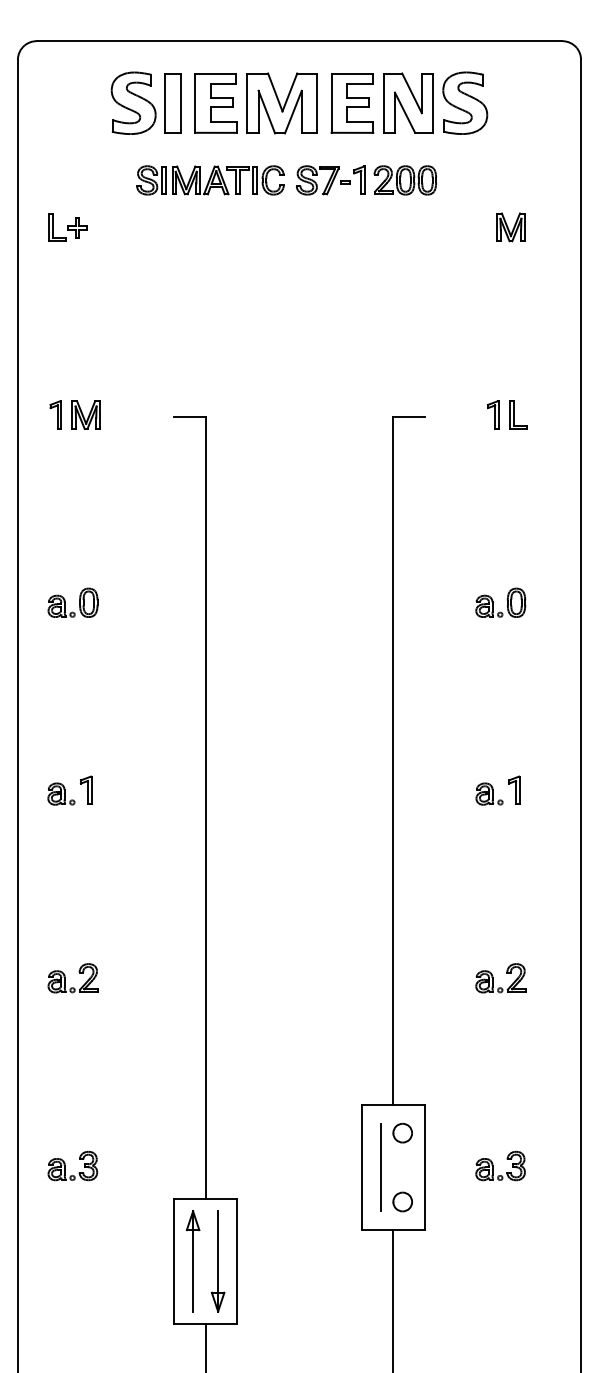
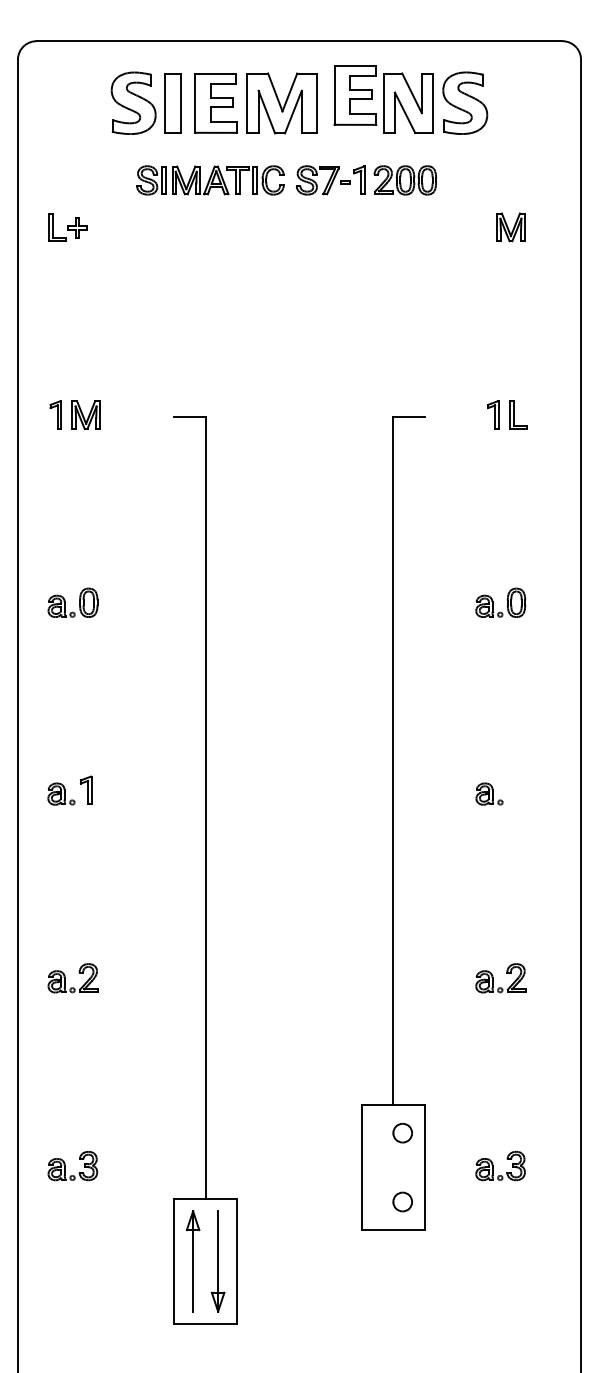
part position: (352, 103) -> (355, 95) (355, 95)
part: present -> none (514, 789)
line: present -> none (380, 1167)
line: present -> none (393, 1299)
line: present -> none (205, 1346)
